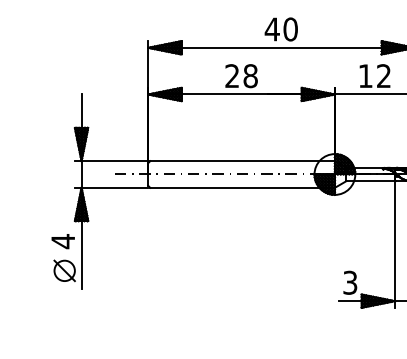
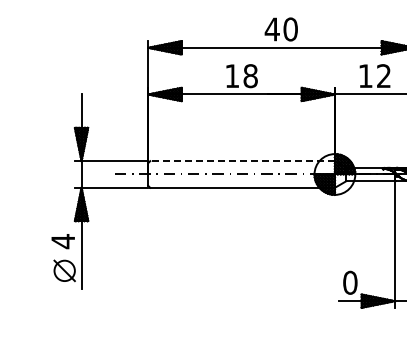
text: 28 -> 18 (231, 75)
line: solid -> dashed (242, 161)
text: 3 -> 0 (350, 282)
